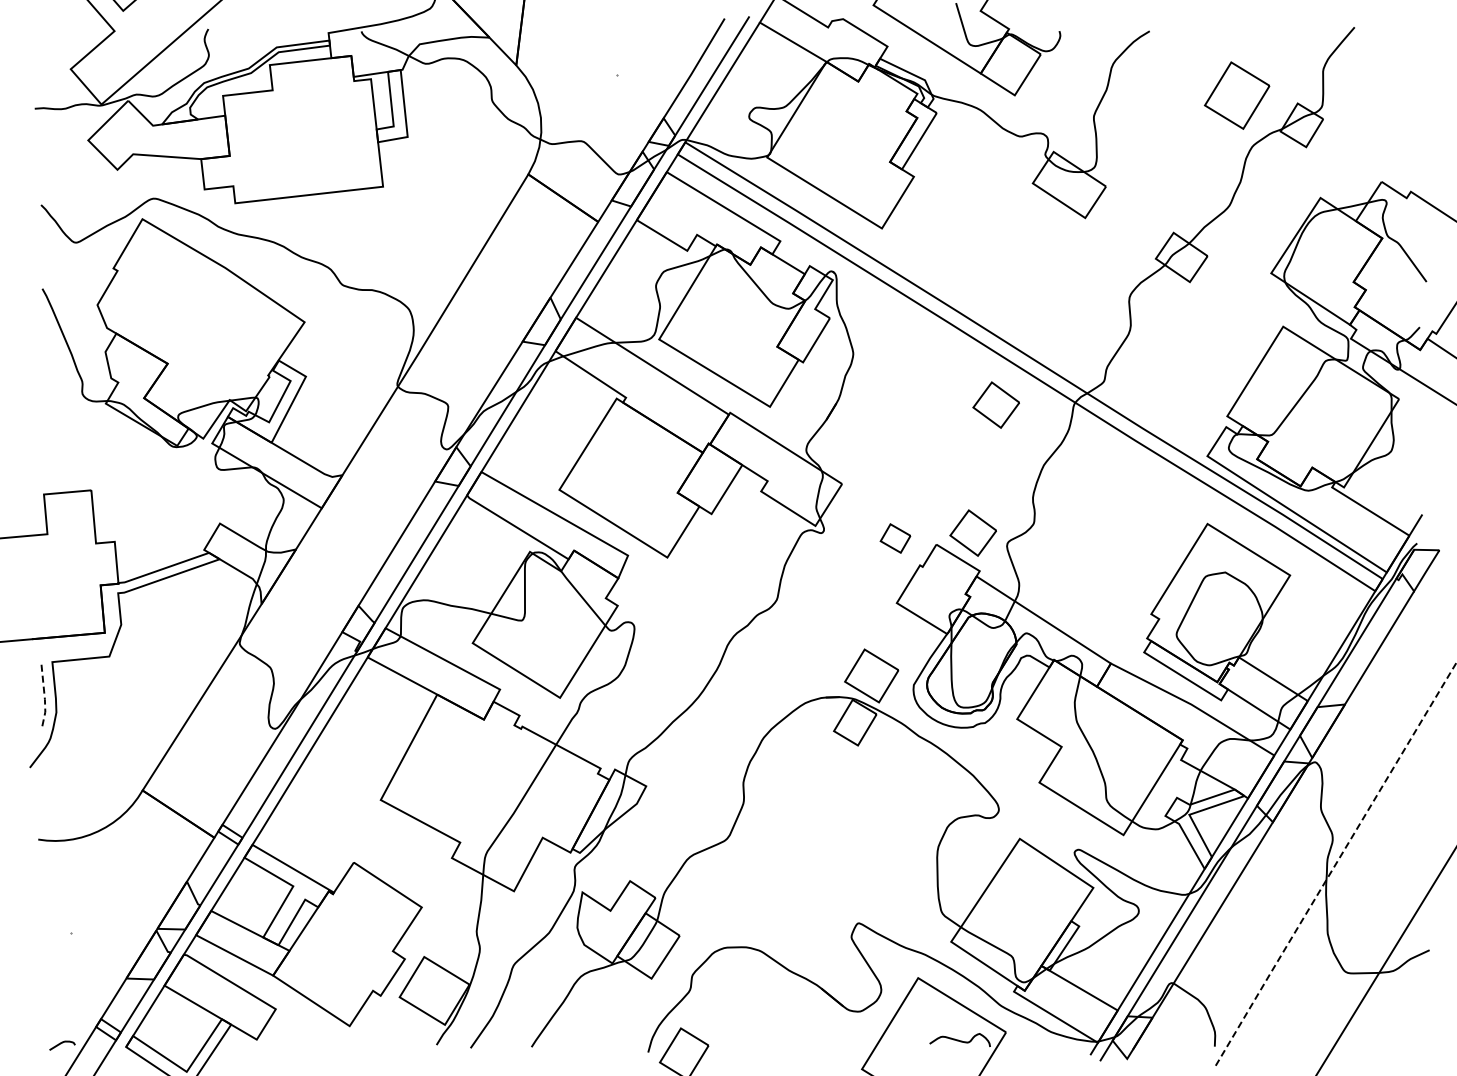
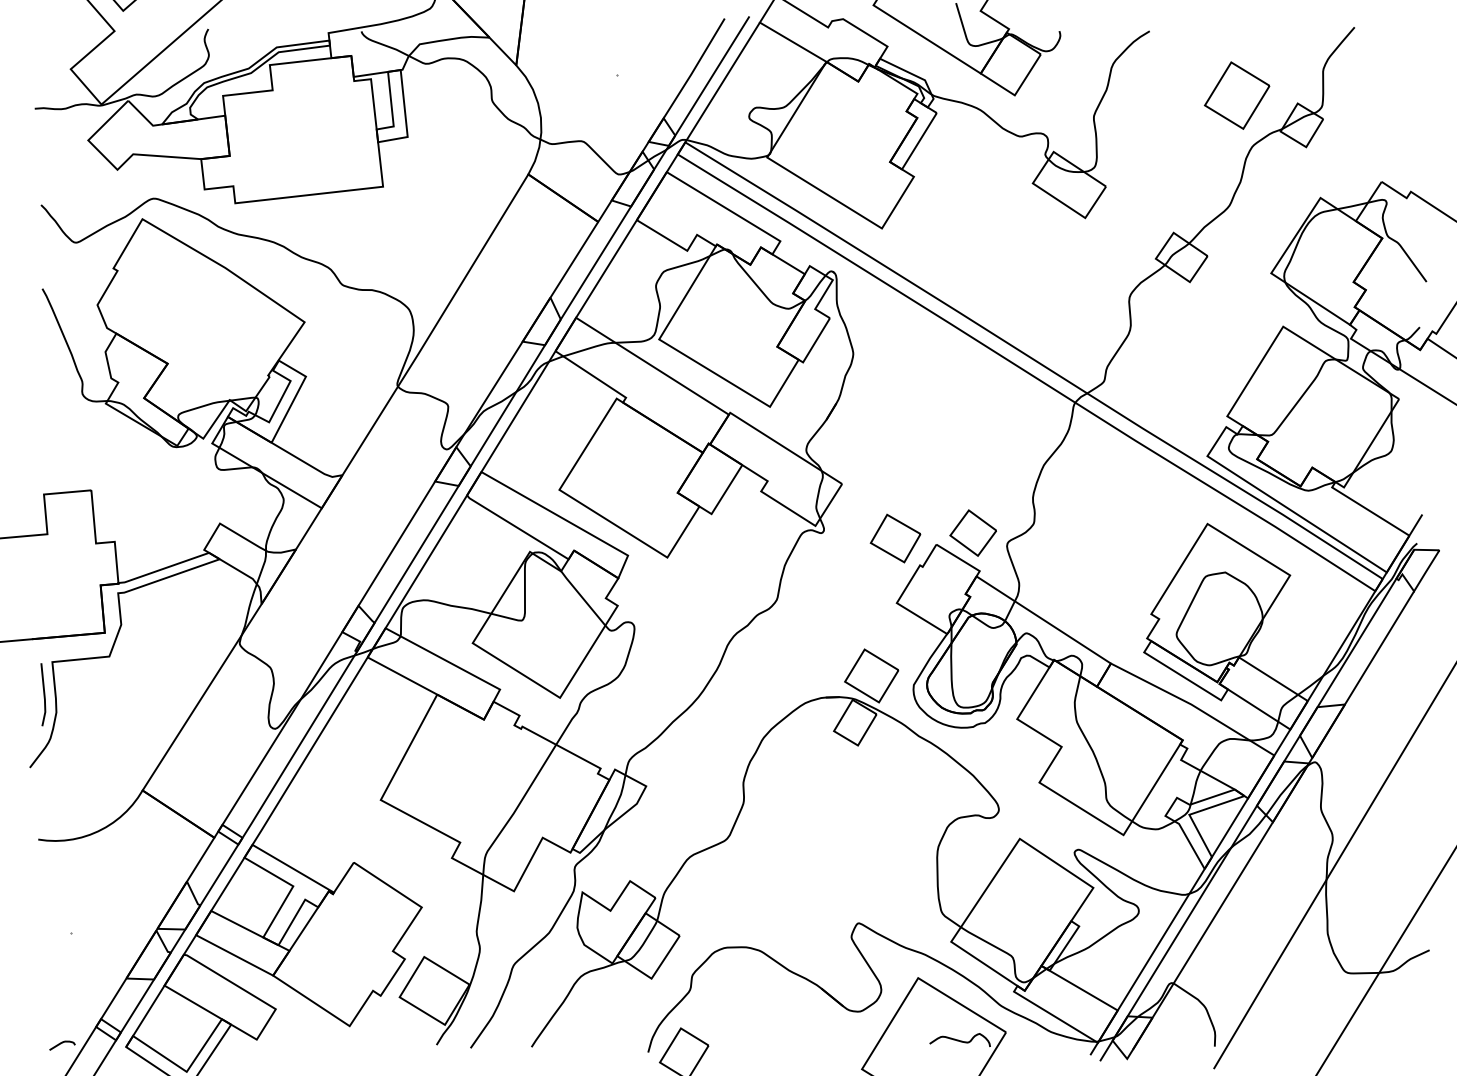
part: present -> none (995, 404)
part size: 33x31 px -> 53x51 px (895, 538)
line: dashed -> solid (44, 695)
line: dashed -> solid (1334, 865)
